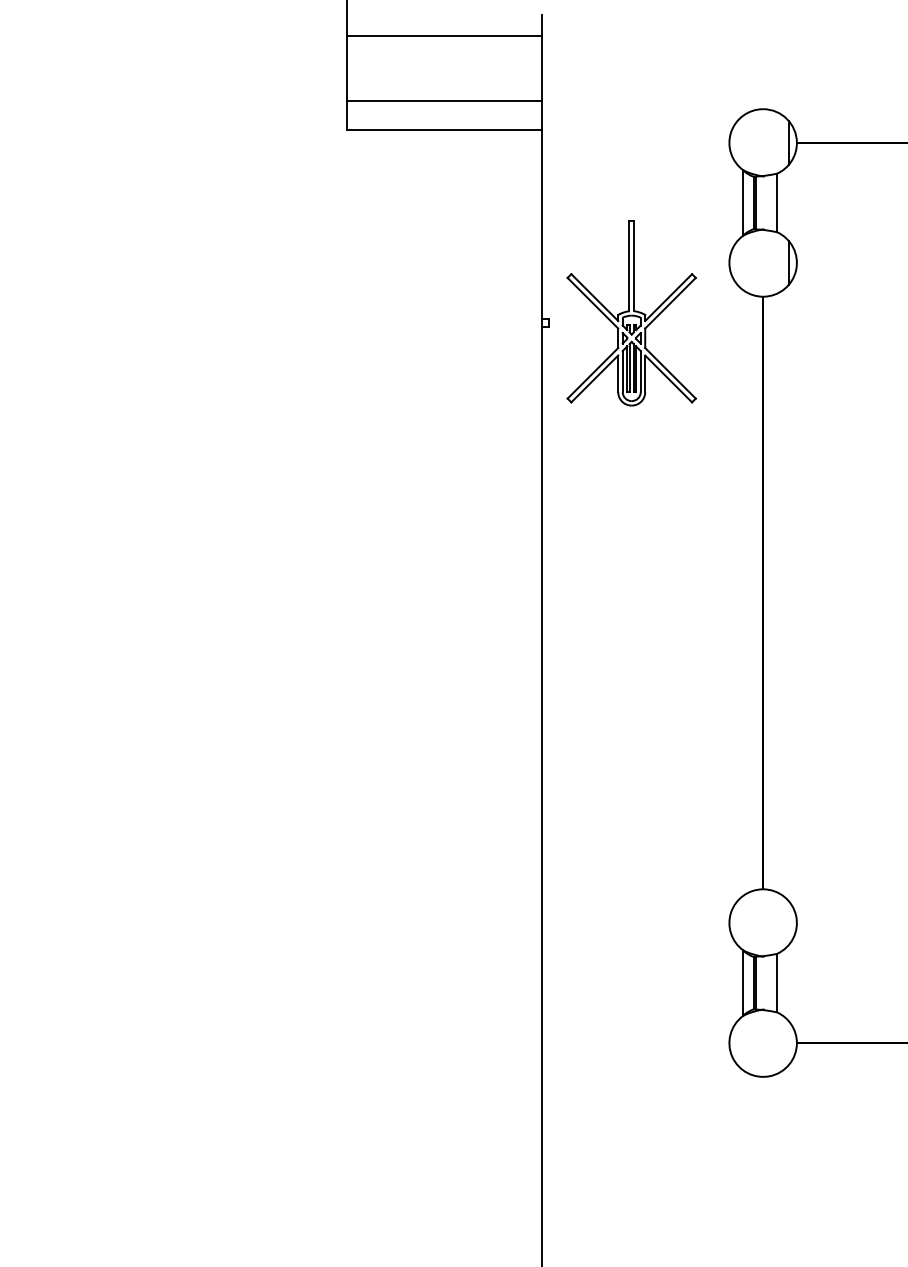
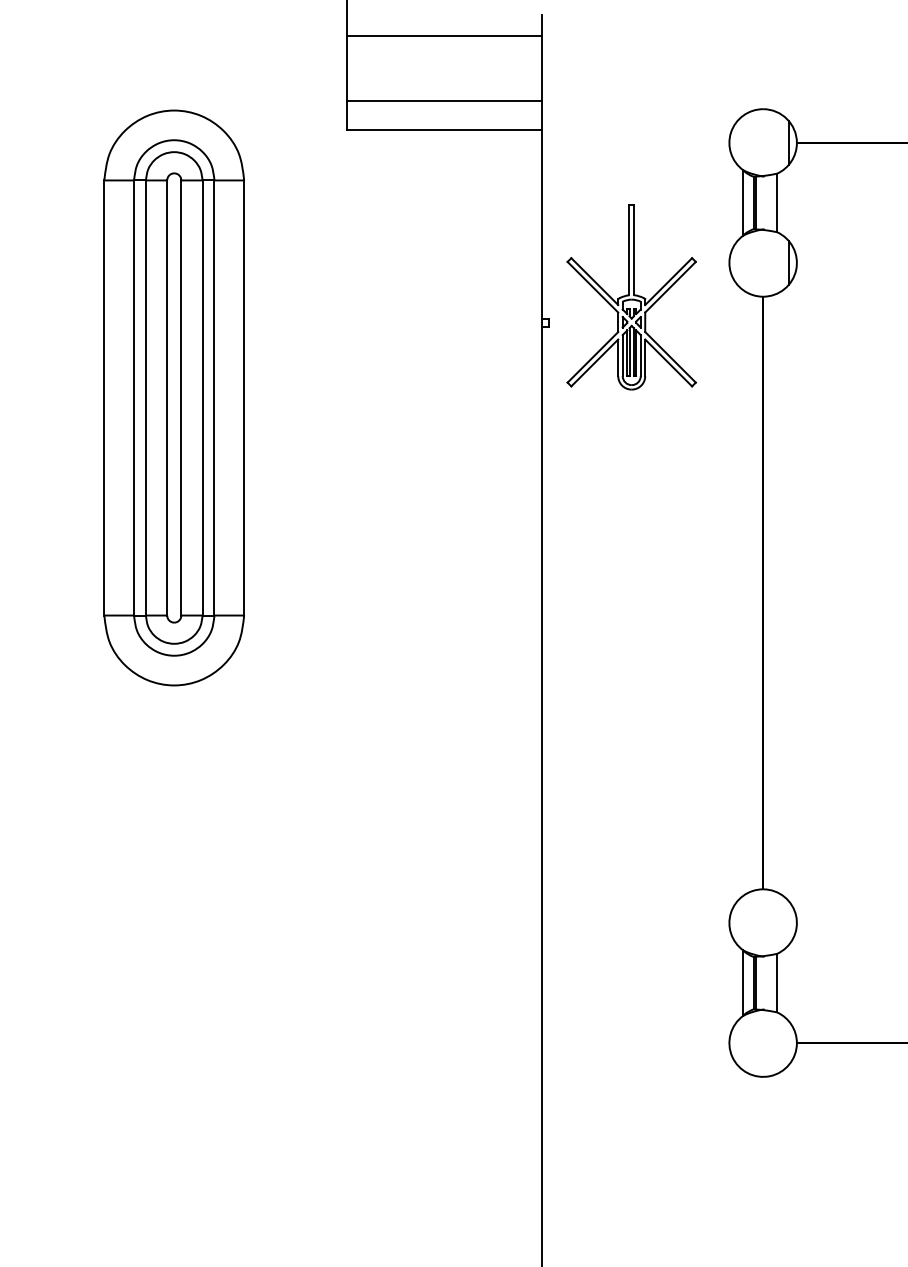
part position: (631, 313) -> (631, 297) (631, 297)
part: none -> present (173, 397)
